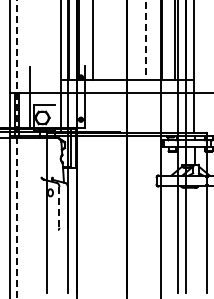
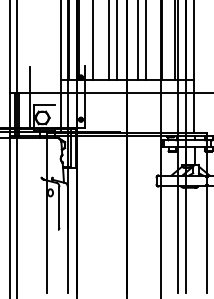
line: dashed -> solid (145, 40)
line: none -> present (108, 41)
line: none -> present (116, 41)
line: none -> present (137, 41)
line: dashed -> solid (17, 149)
line: dashed -> solid (59, 208)
